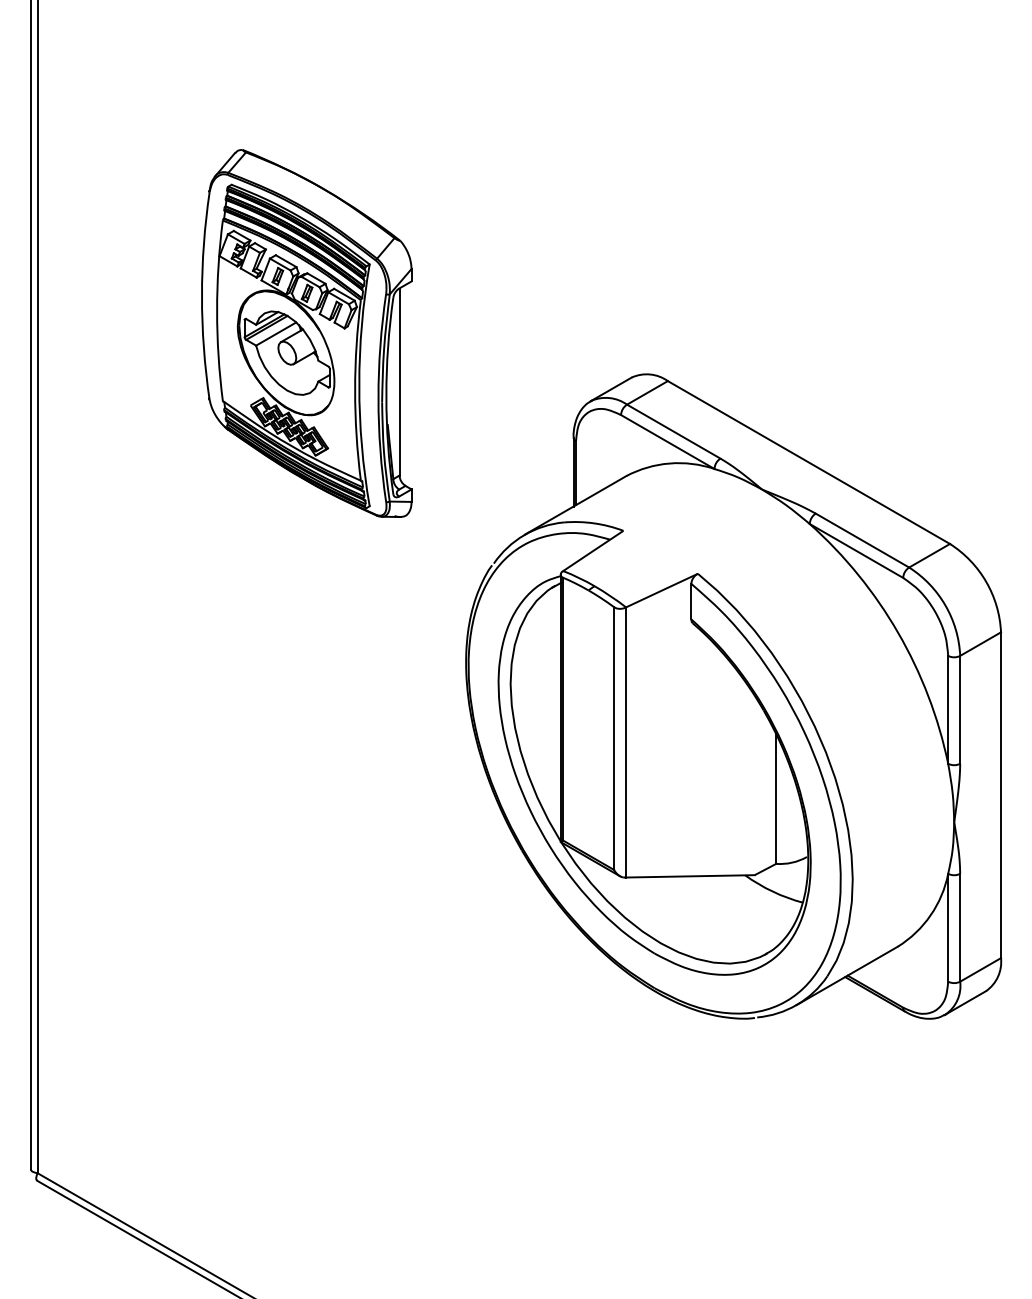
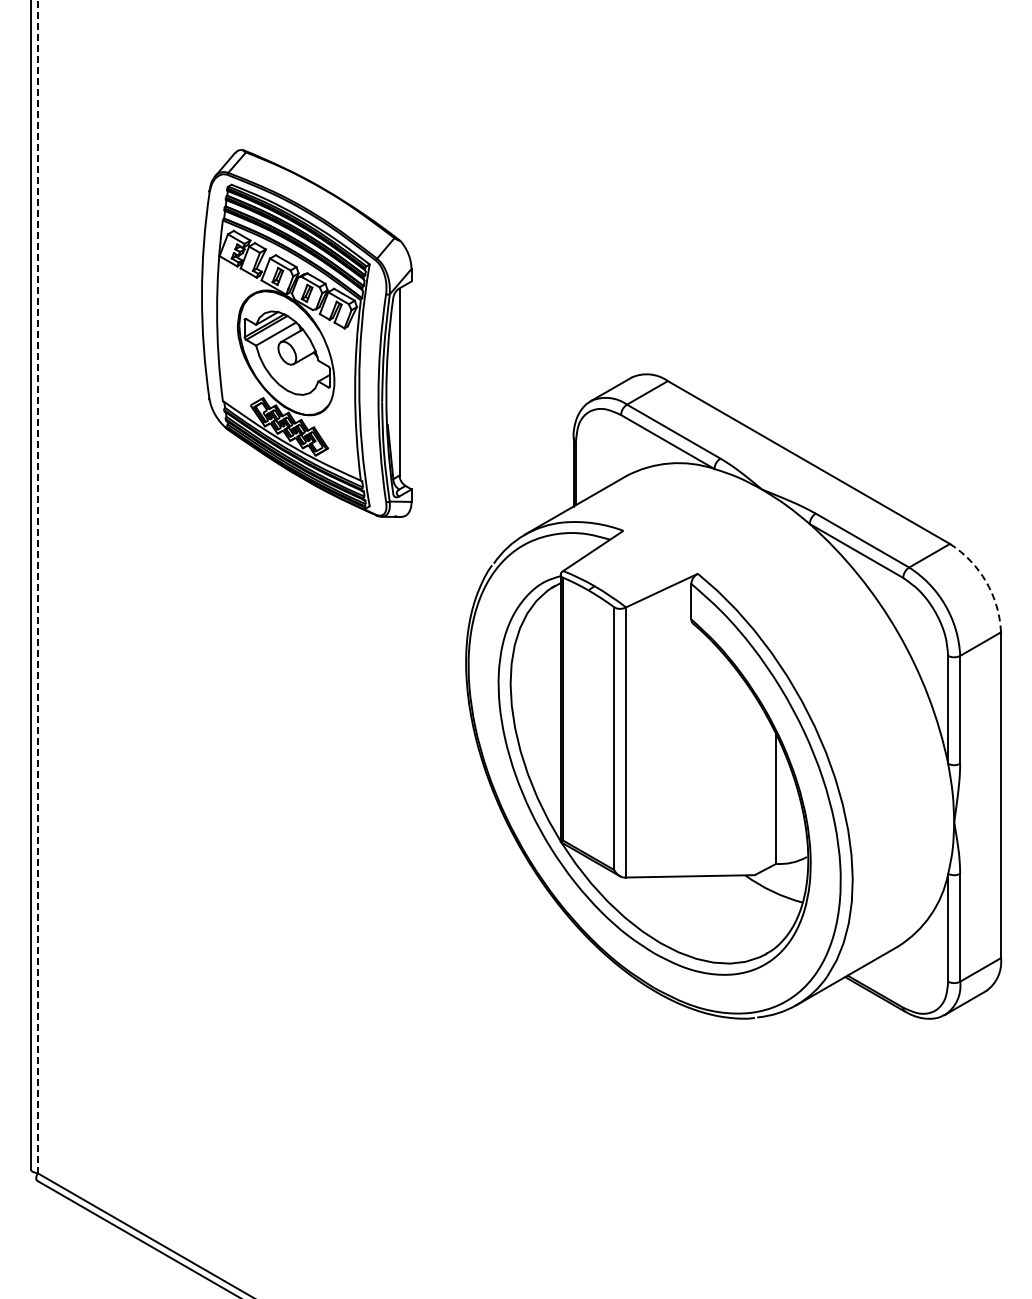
arc: solid -> dashed (986, 581)
line: solid -> dashed (37, 587)
